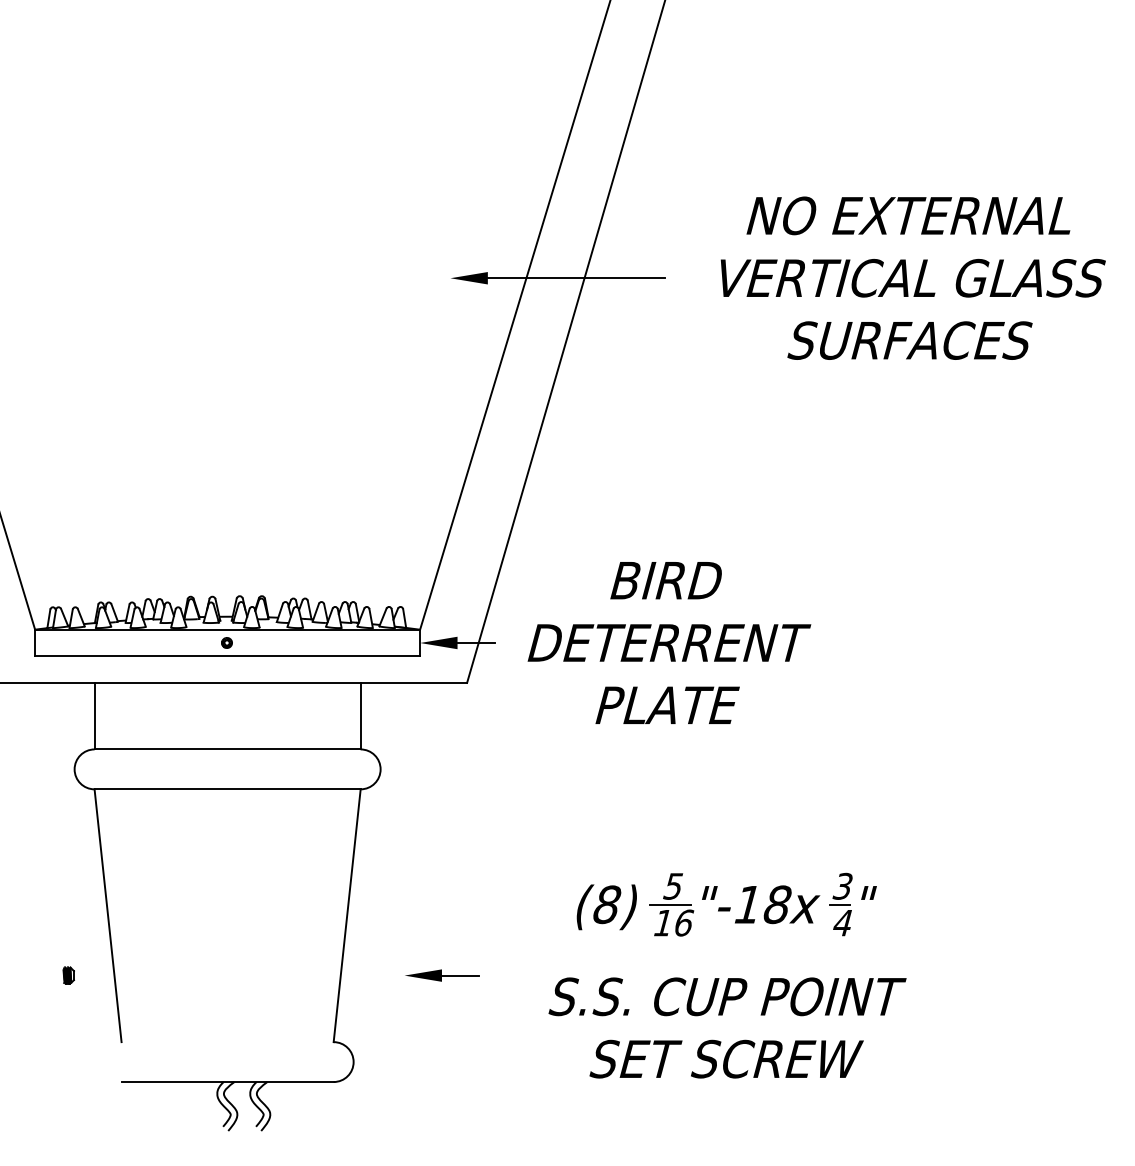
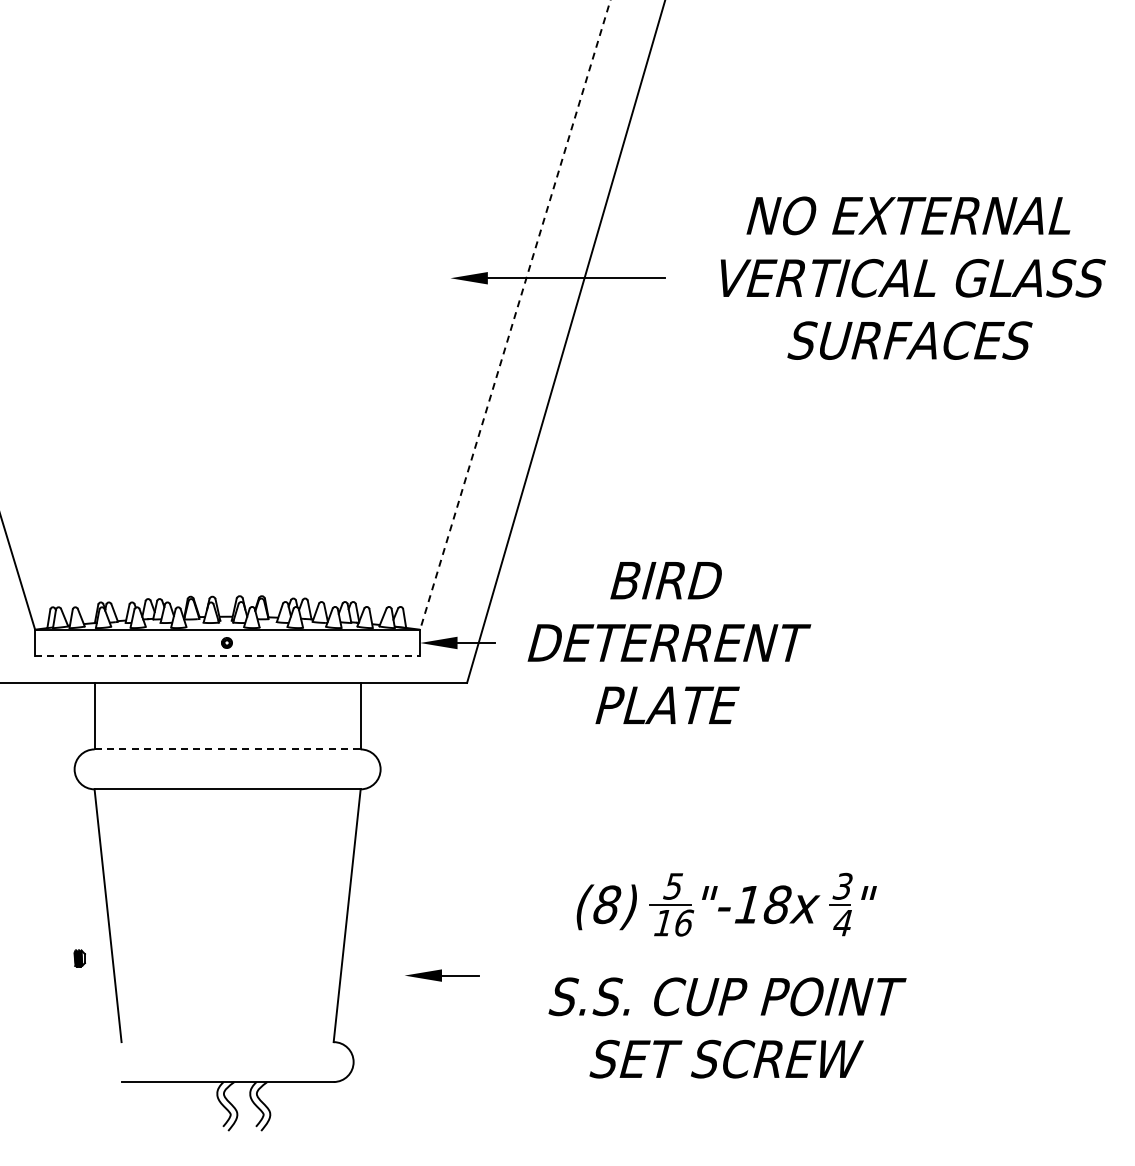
line: solid -> dashed (515, 314)
line: solid -> dashed (227, 656)
line: solid -> dashed (228, 749)
part position: (68, 975) -> (79, 958) (79, 958)
